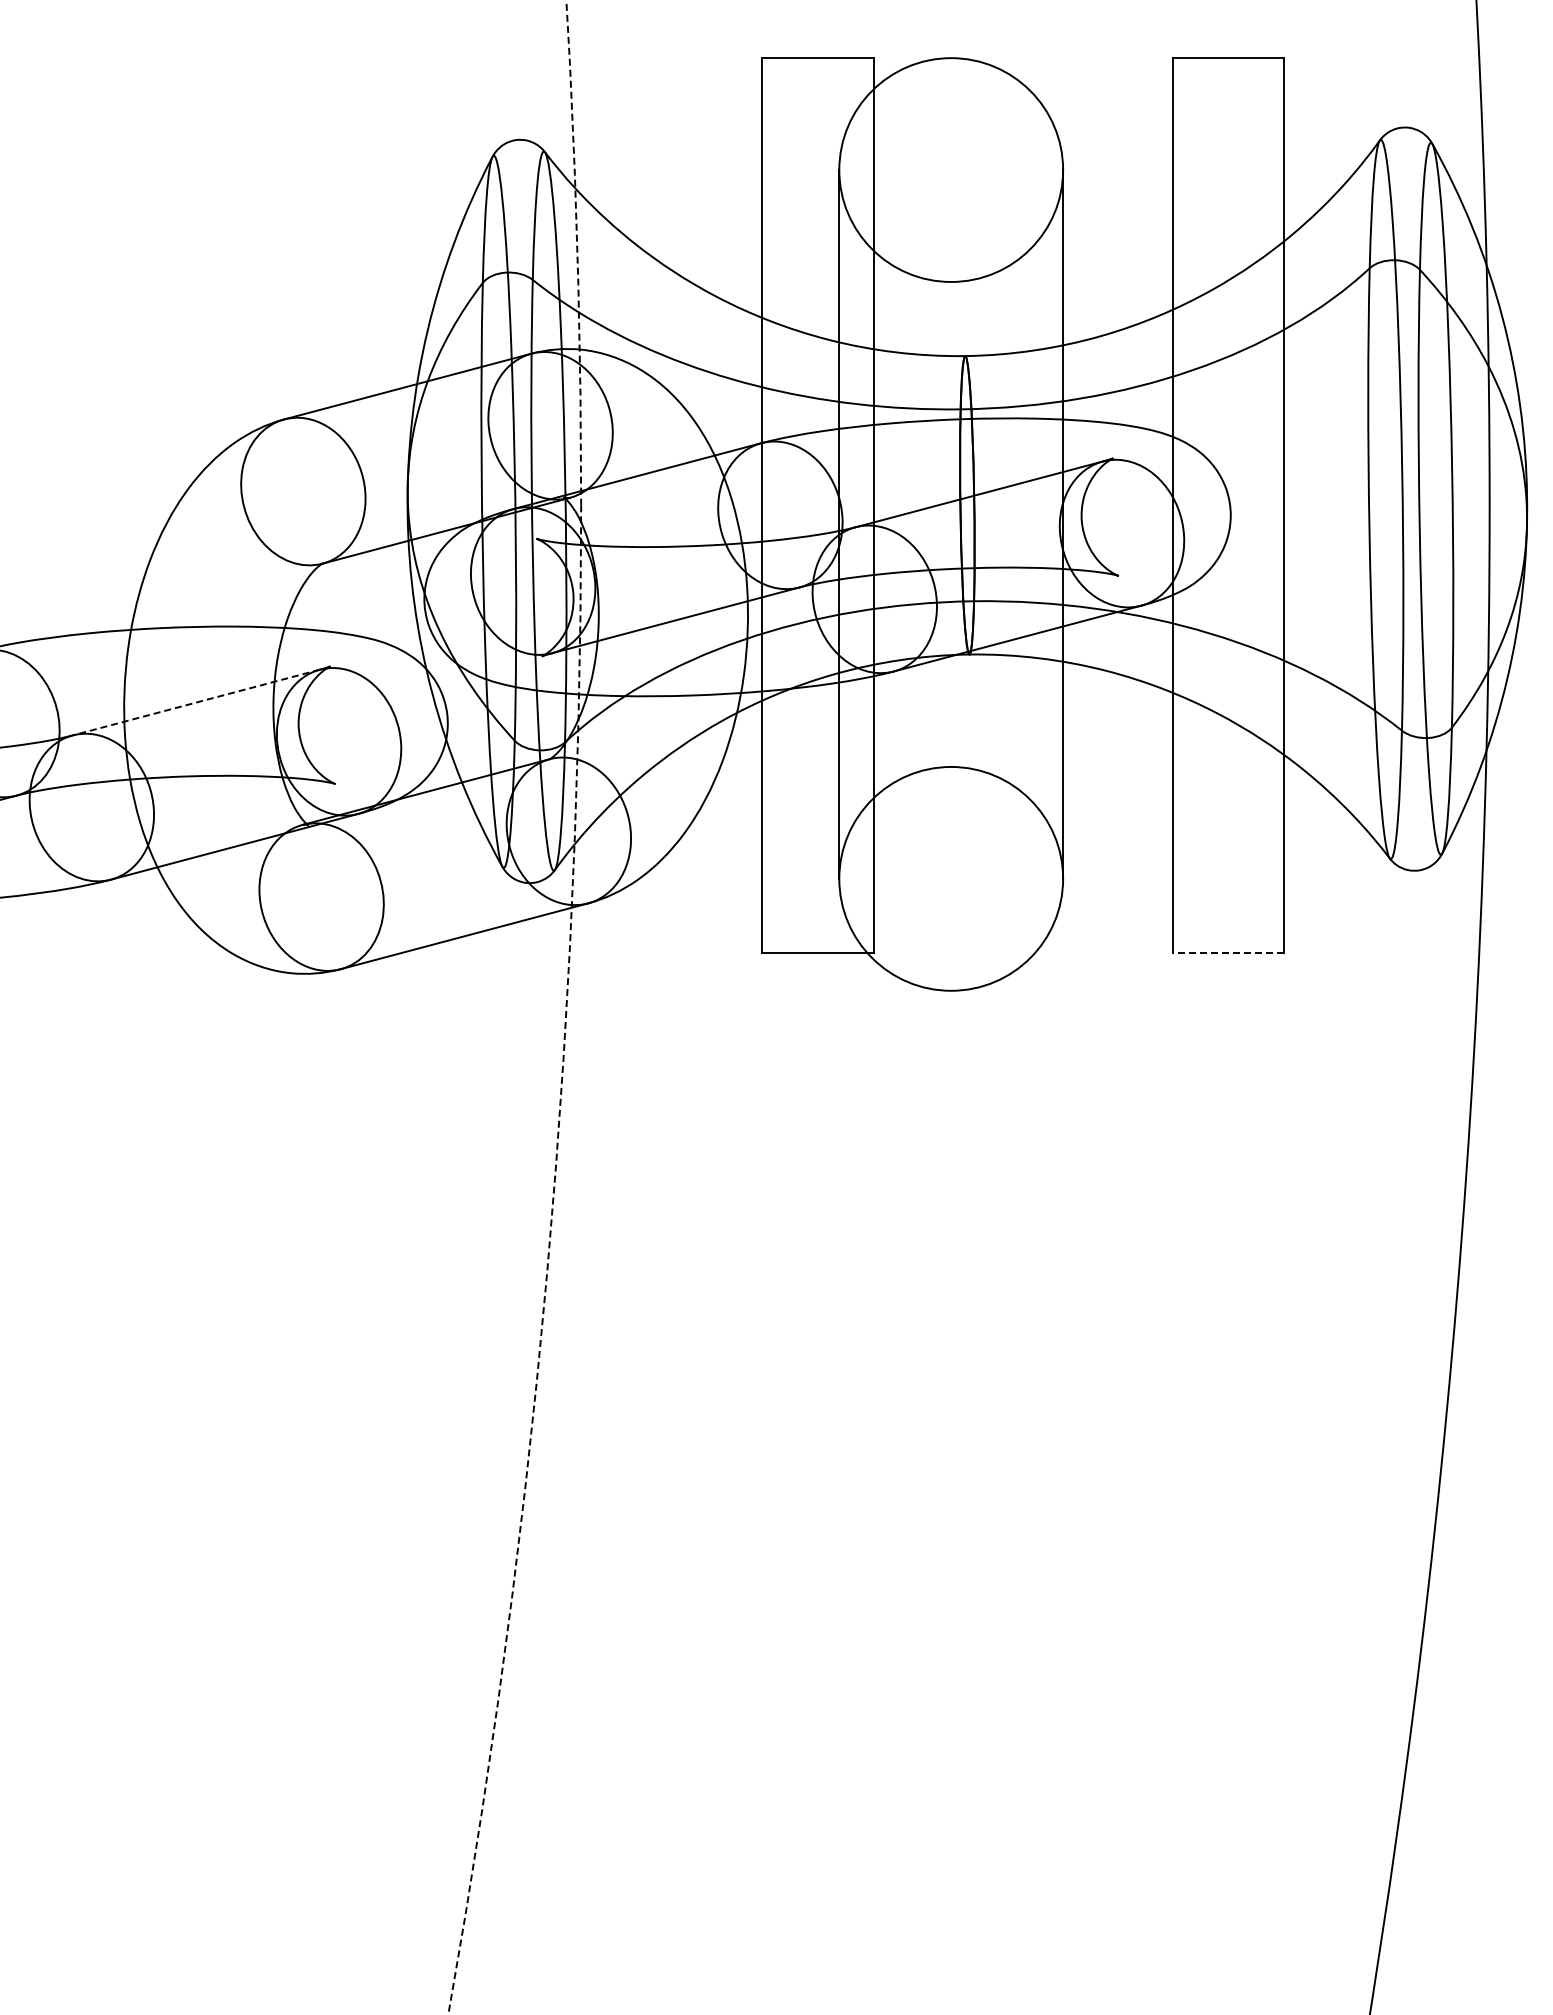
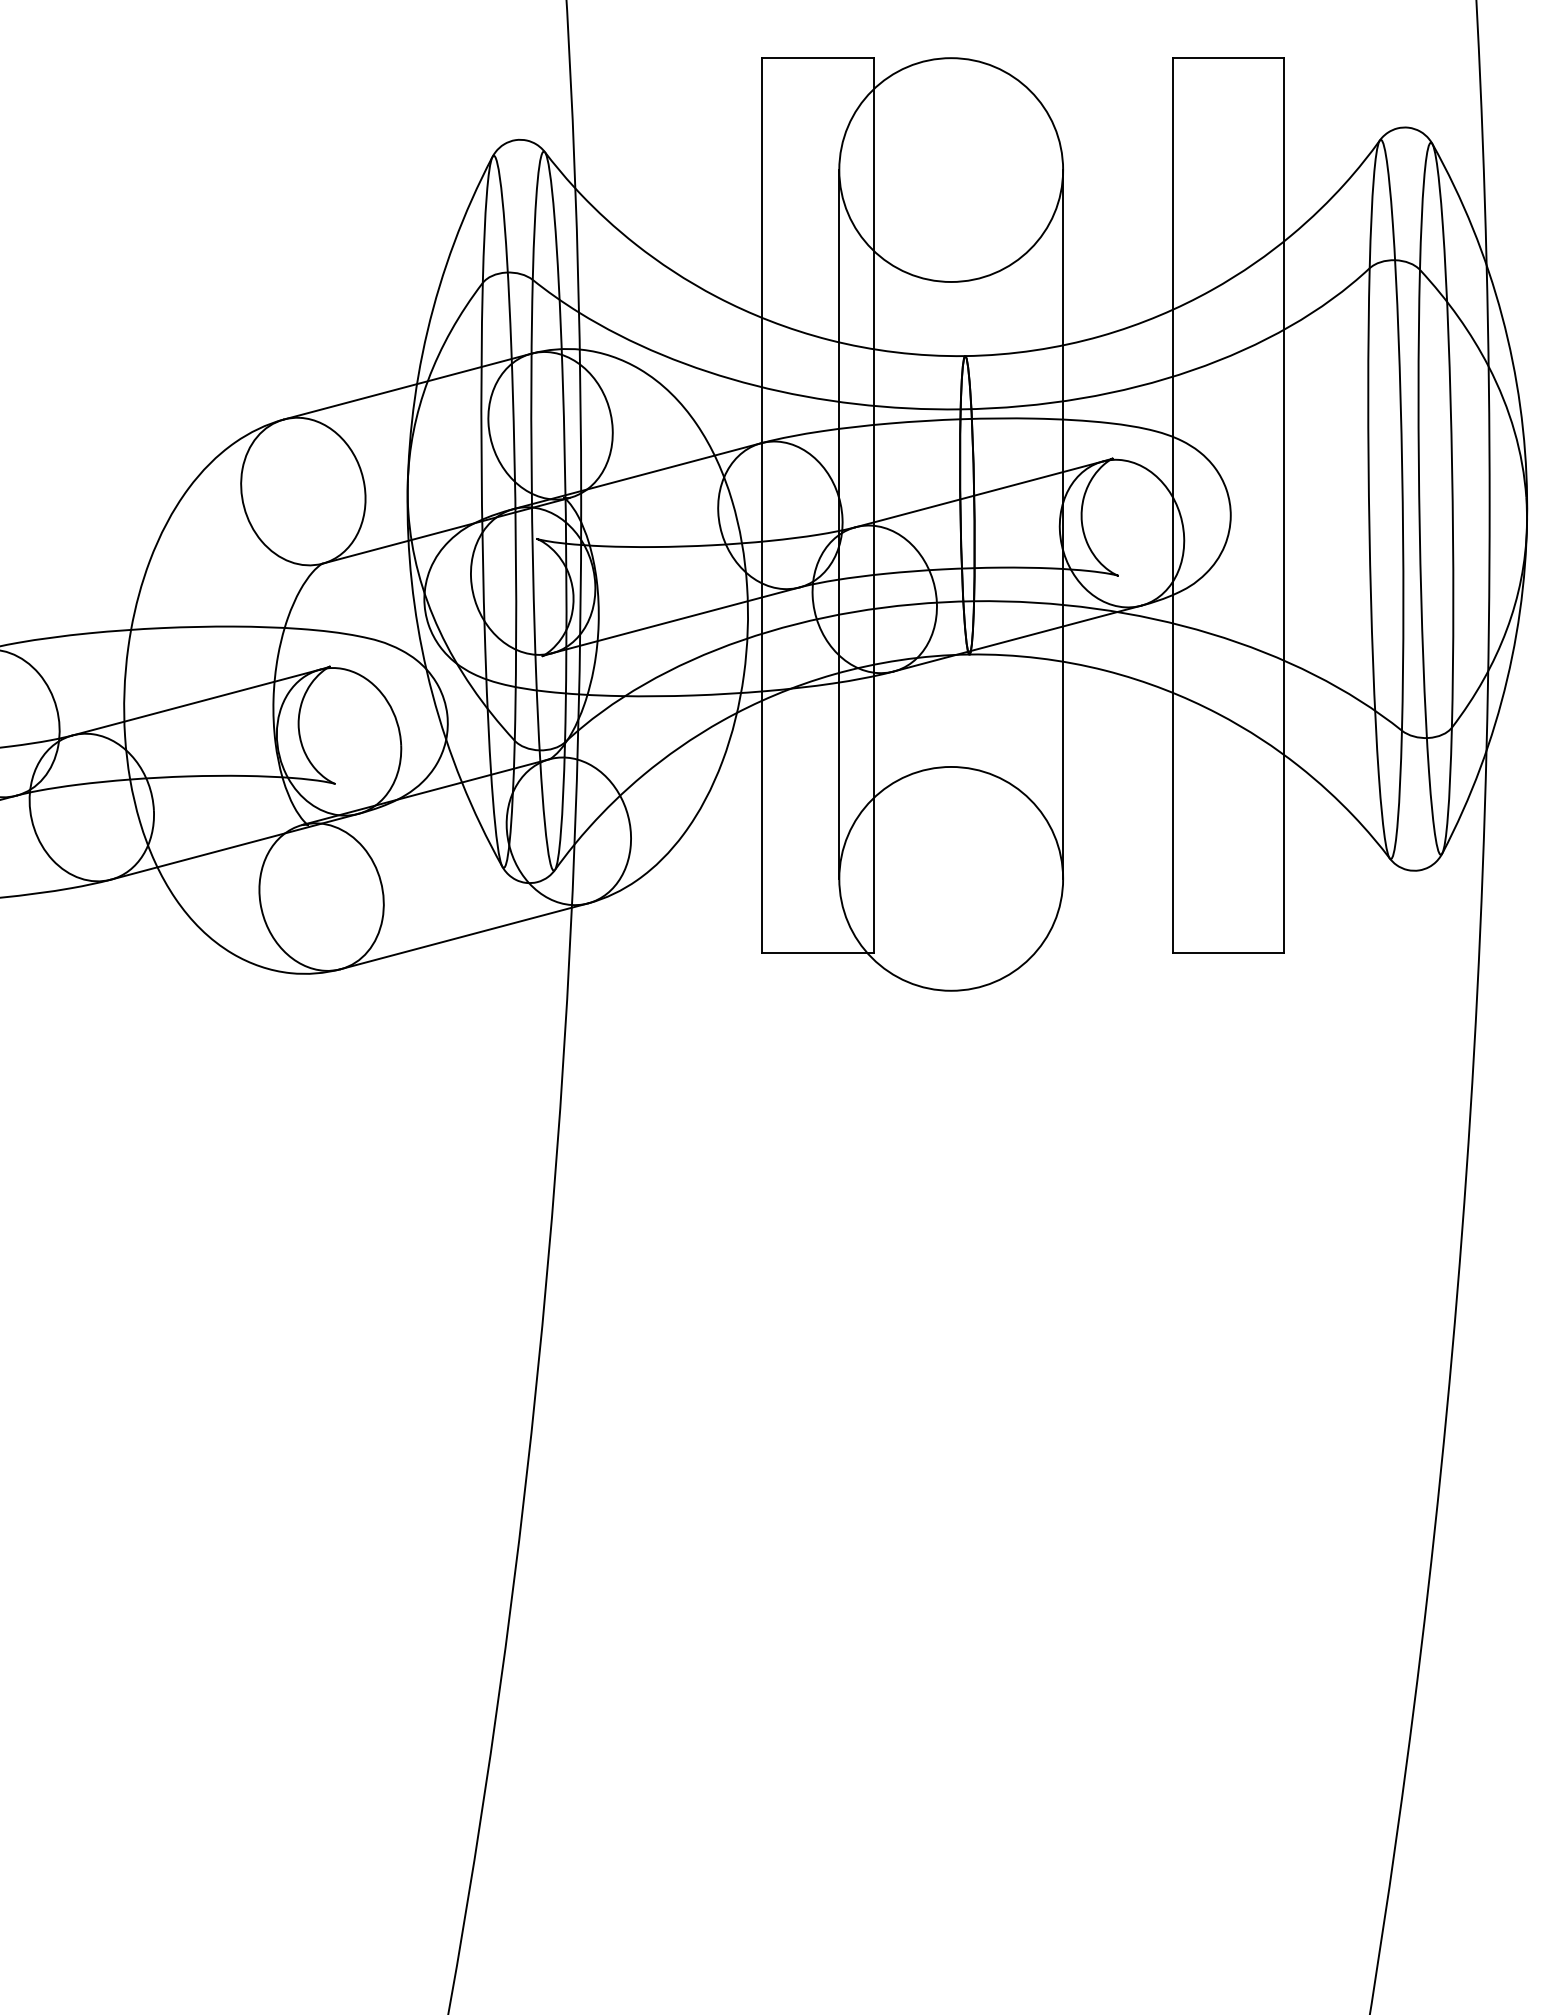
line: dashed -> solid (196, 702)
line: dashed -> solid (1228, 952)
circle: dashed -> solid (514, 1007)
